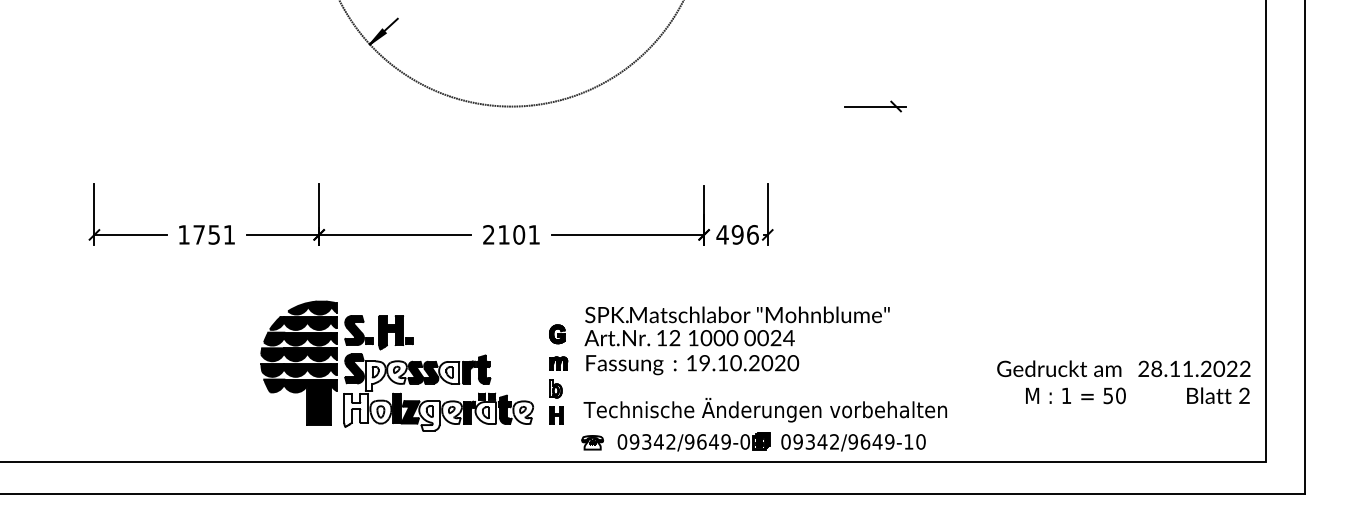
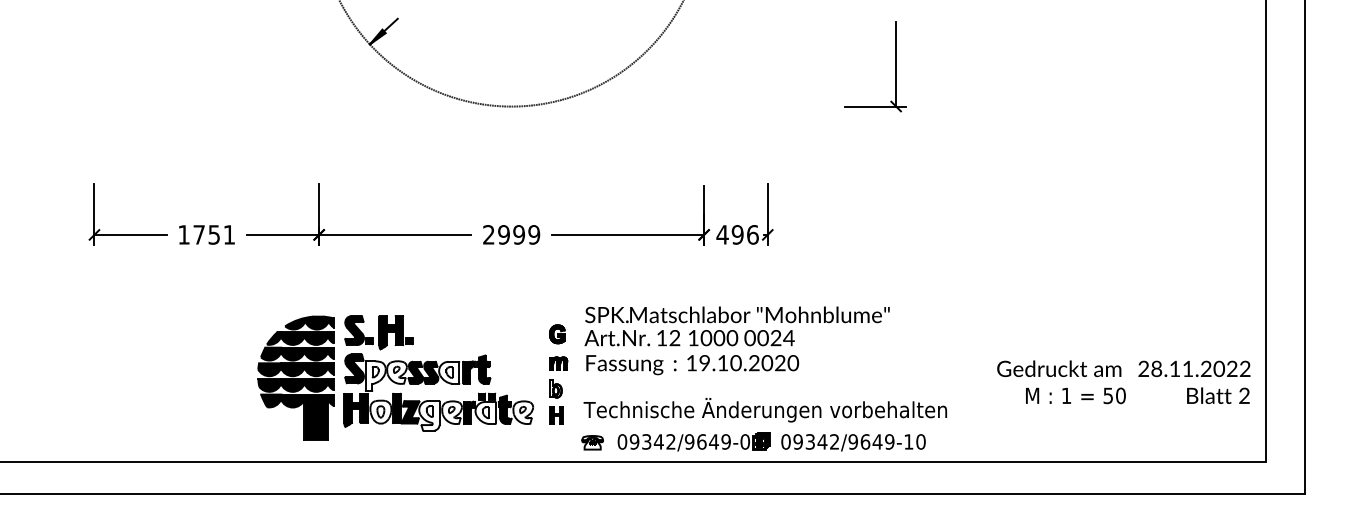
line: none -> present (896, 63)
text: 2101 -> 2999 (519, 234)
part position: (298, 362) -> (295, 377) (295, 377)
fill: none -> present (356, 409)
